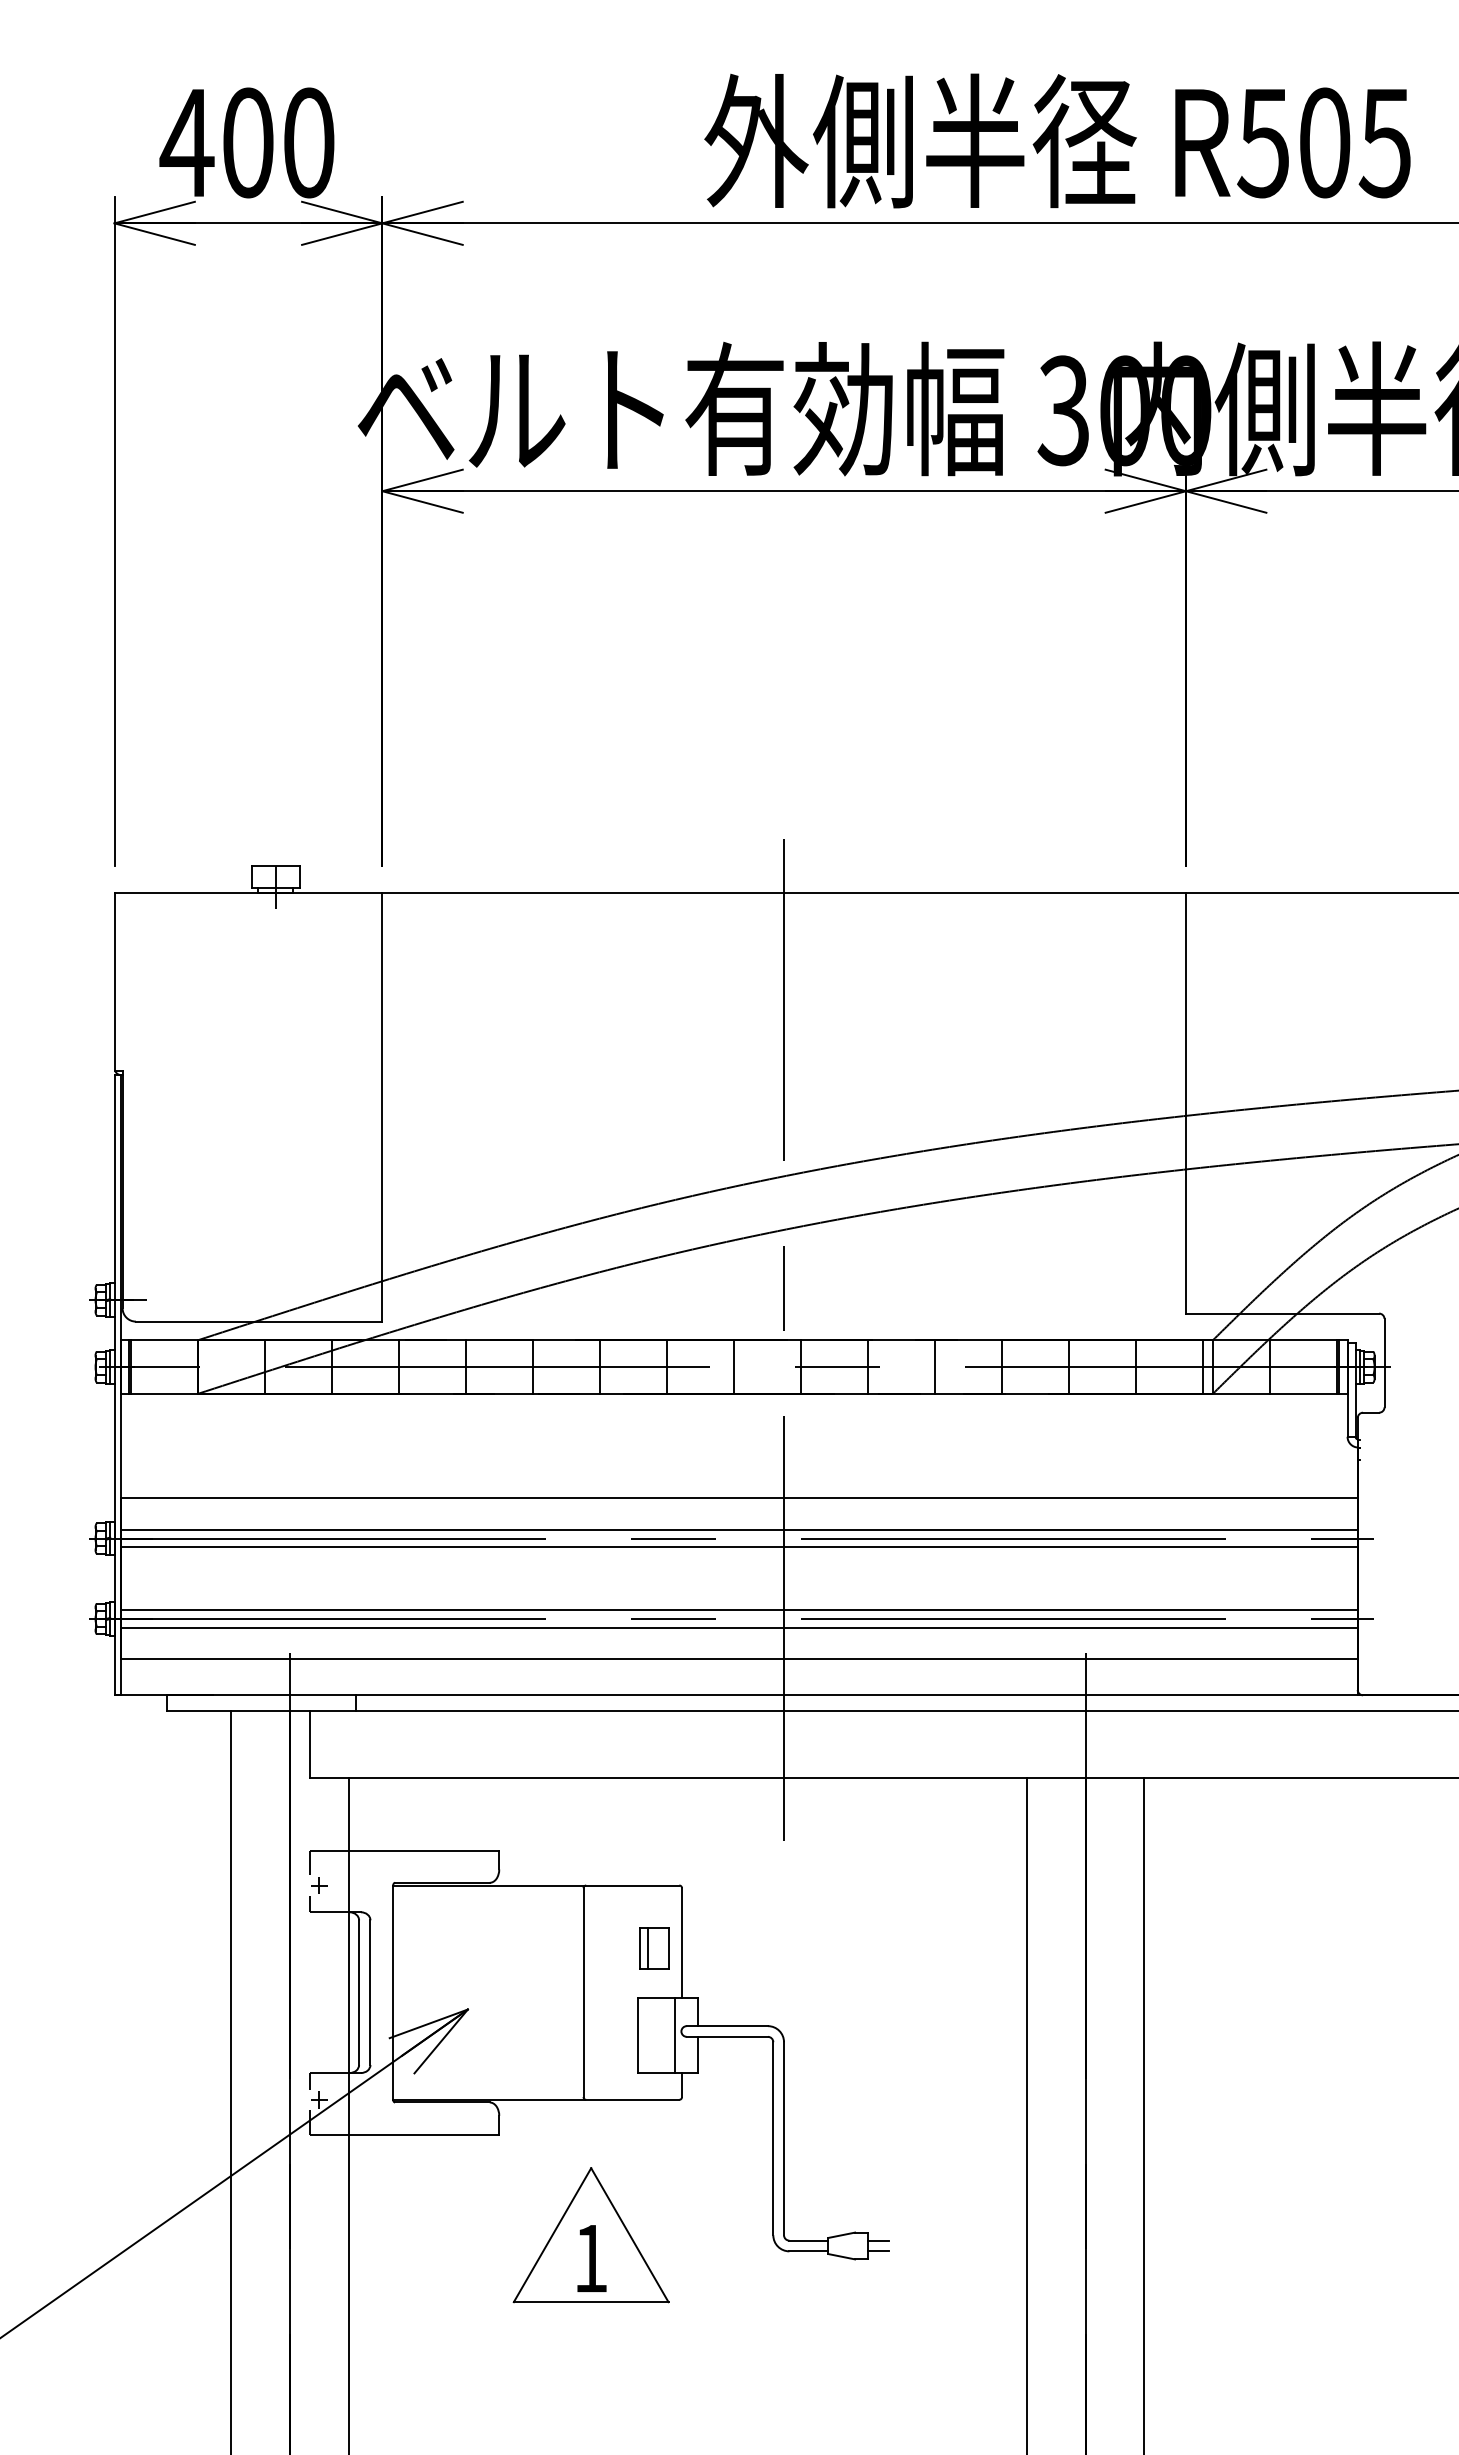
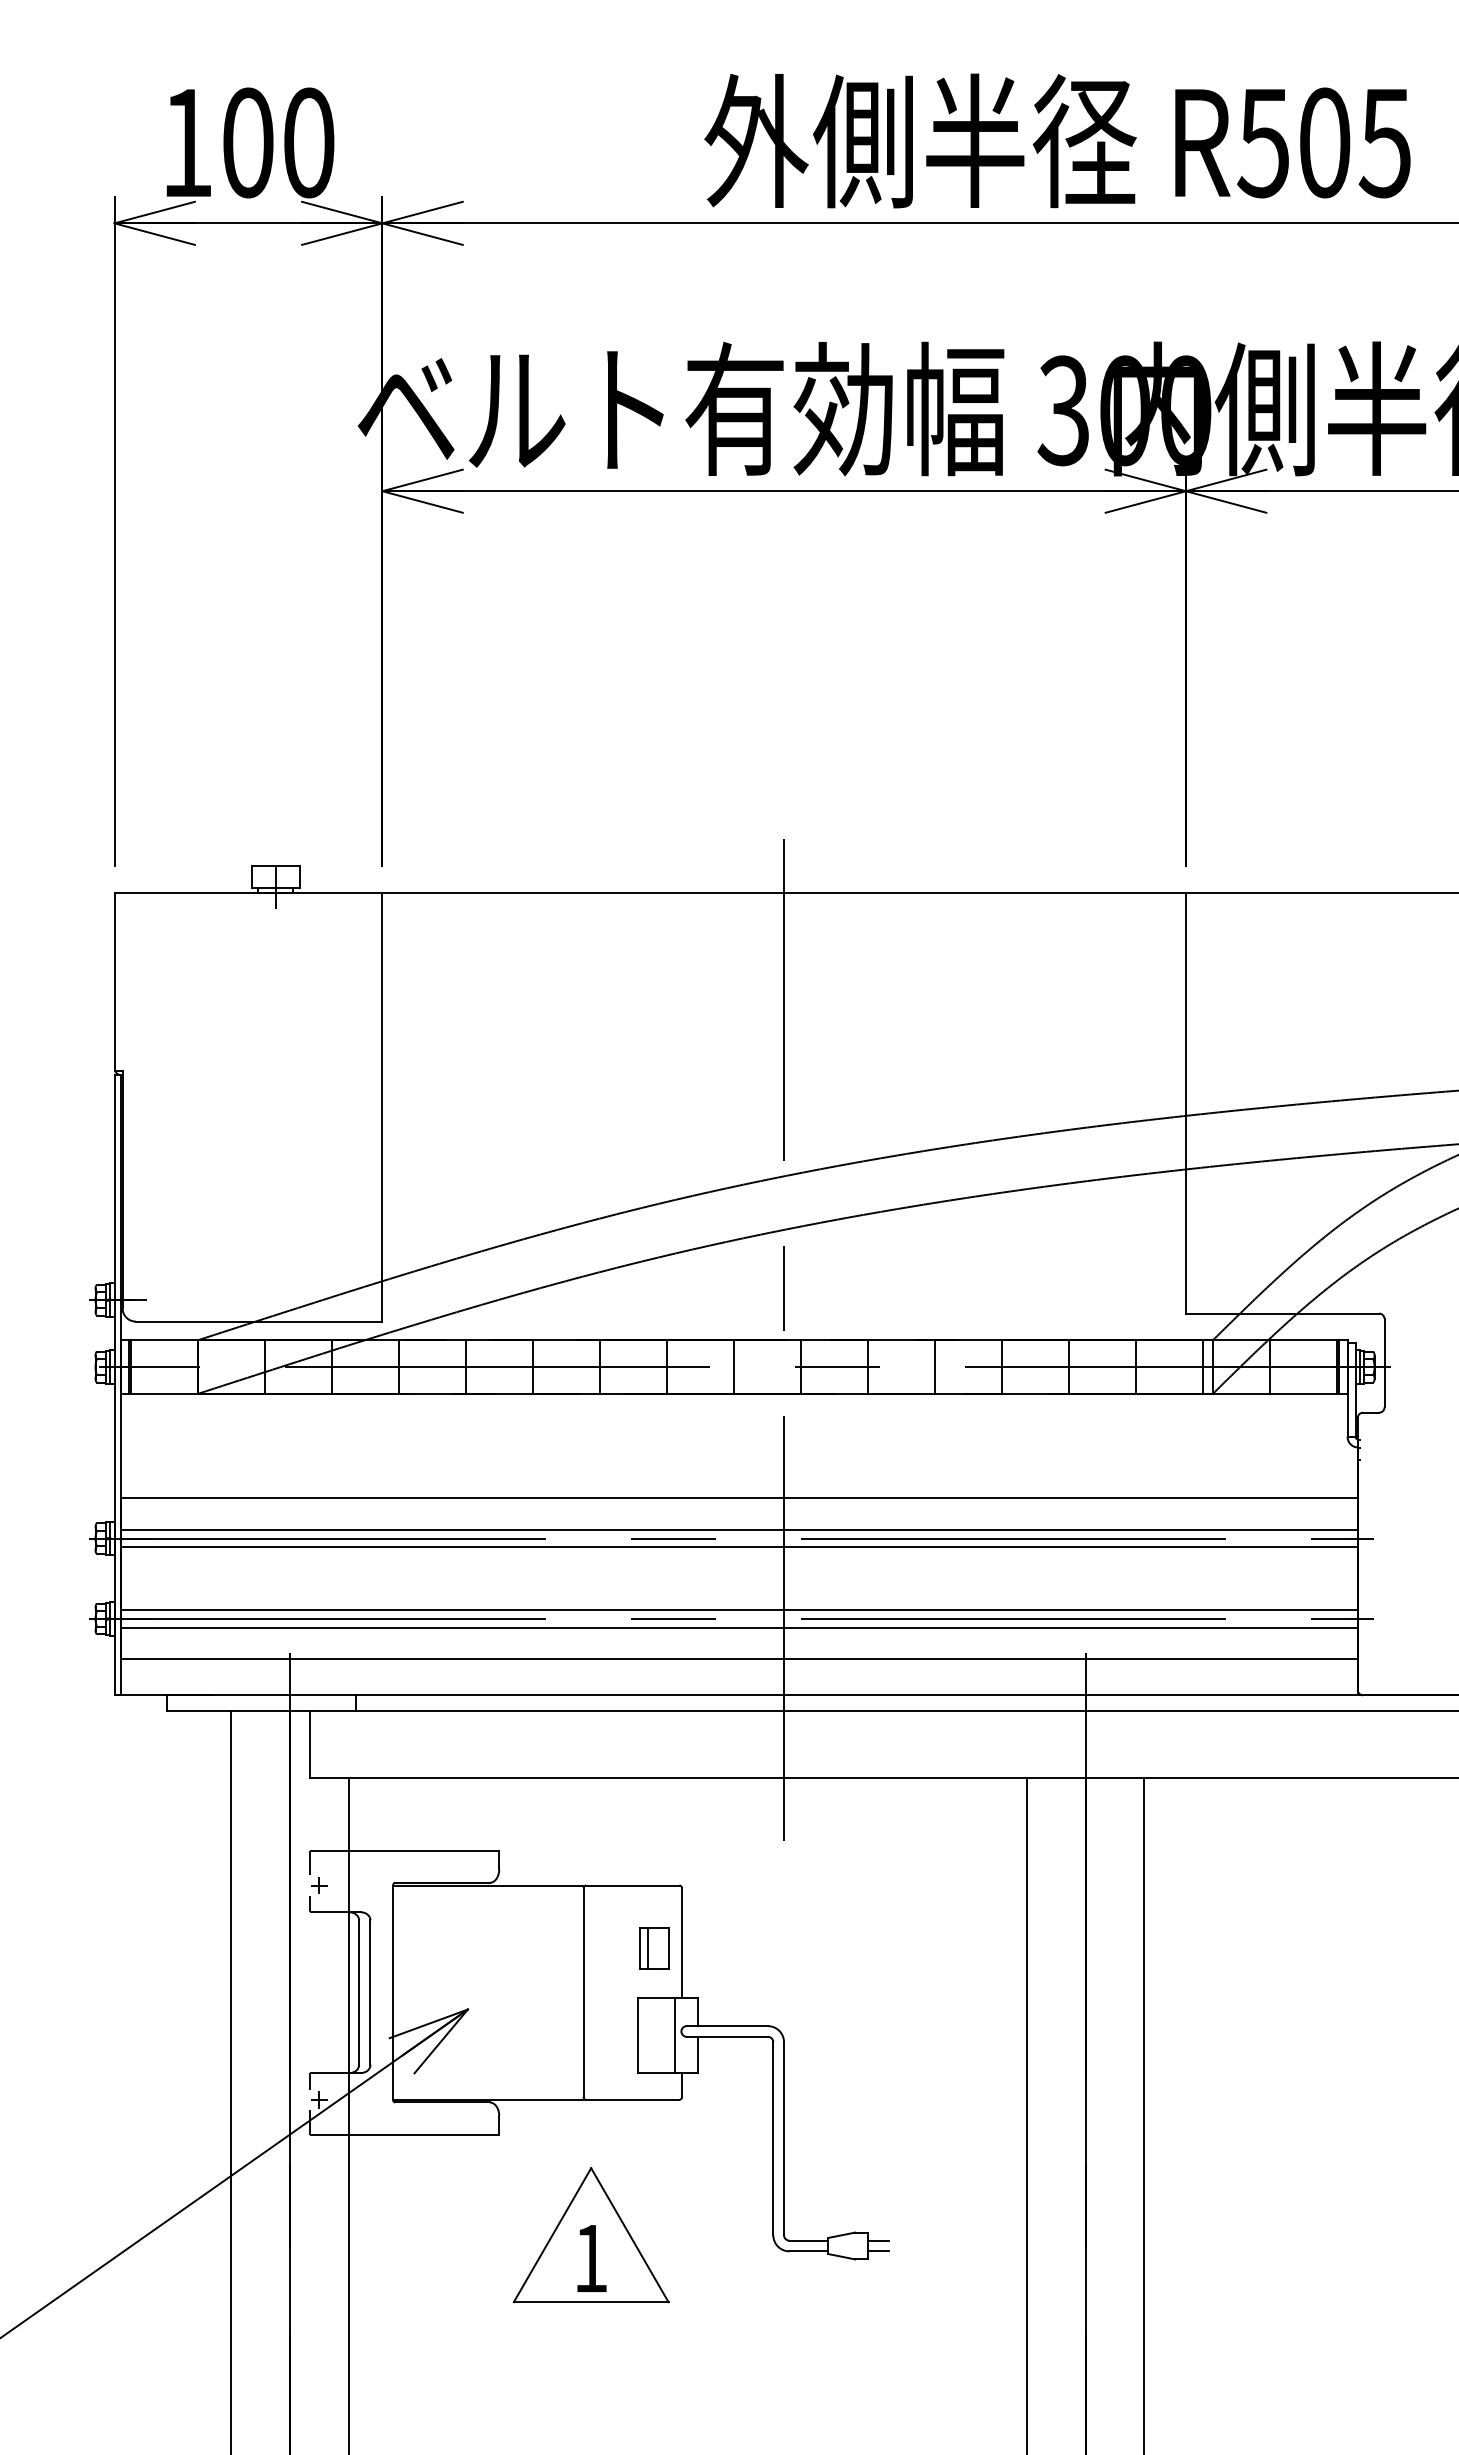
text: 400 -> 100 (186, 142)
